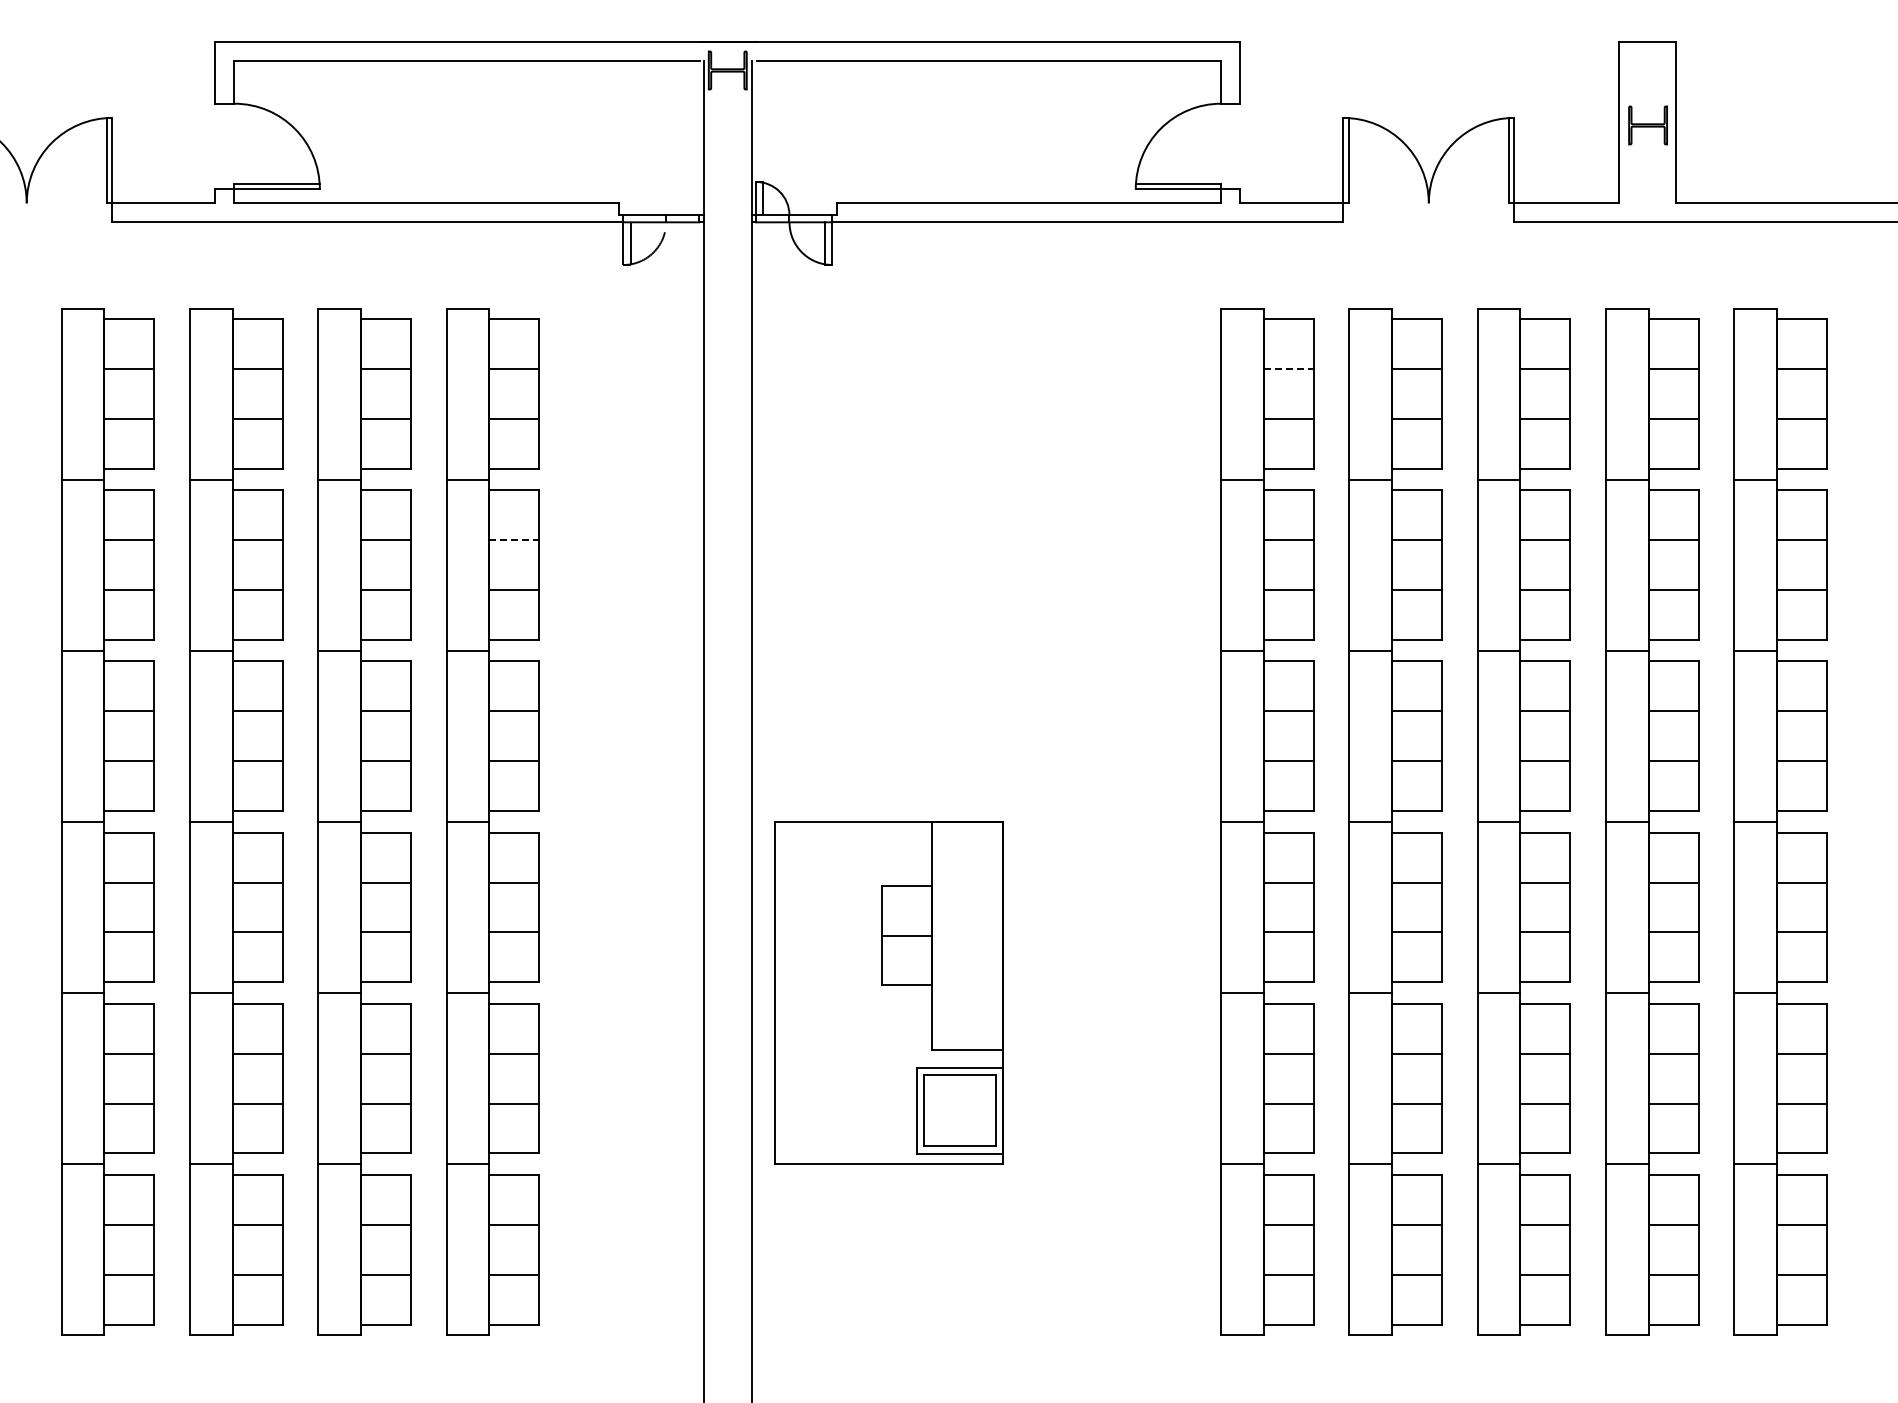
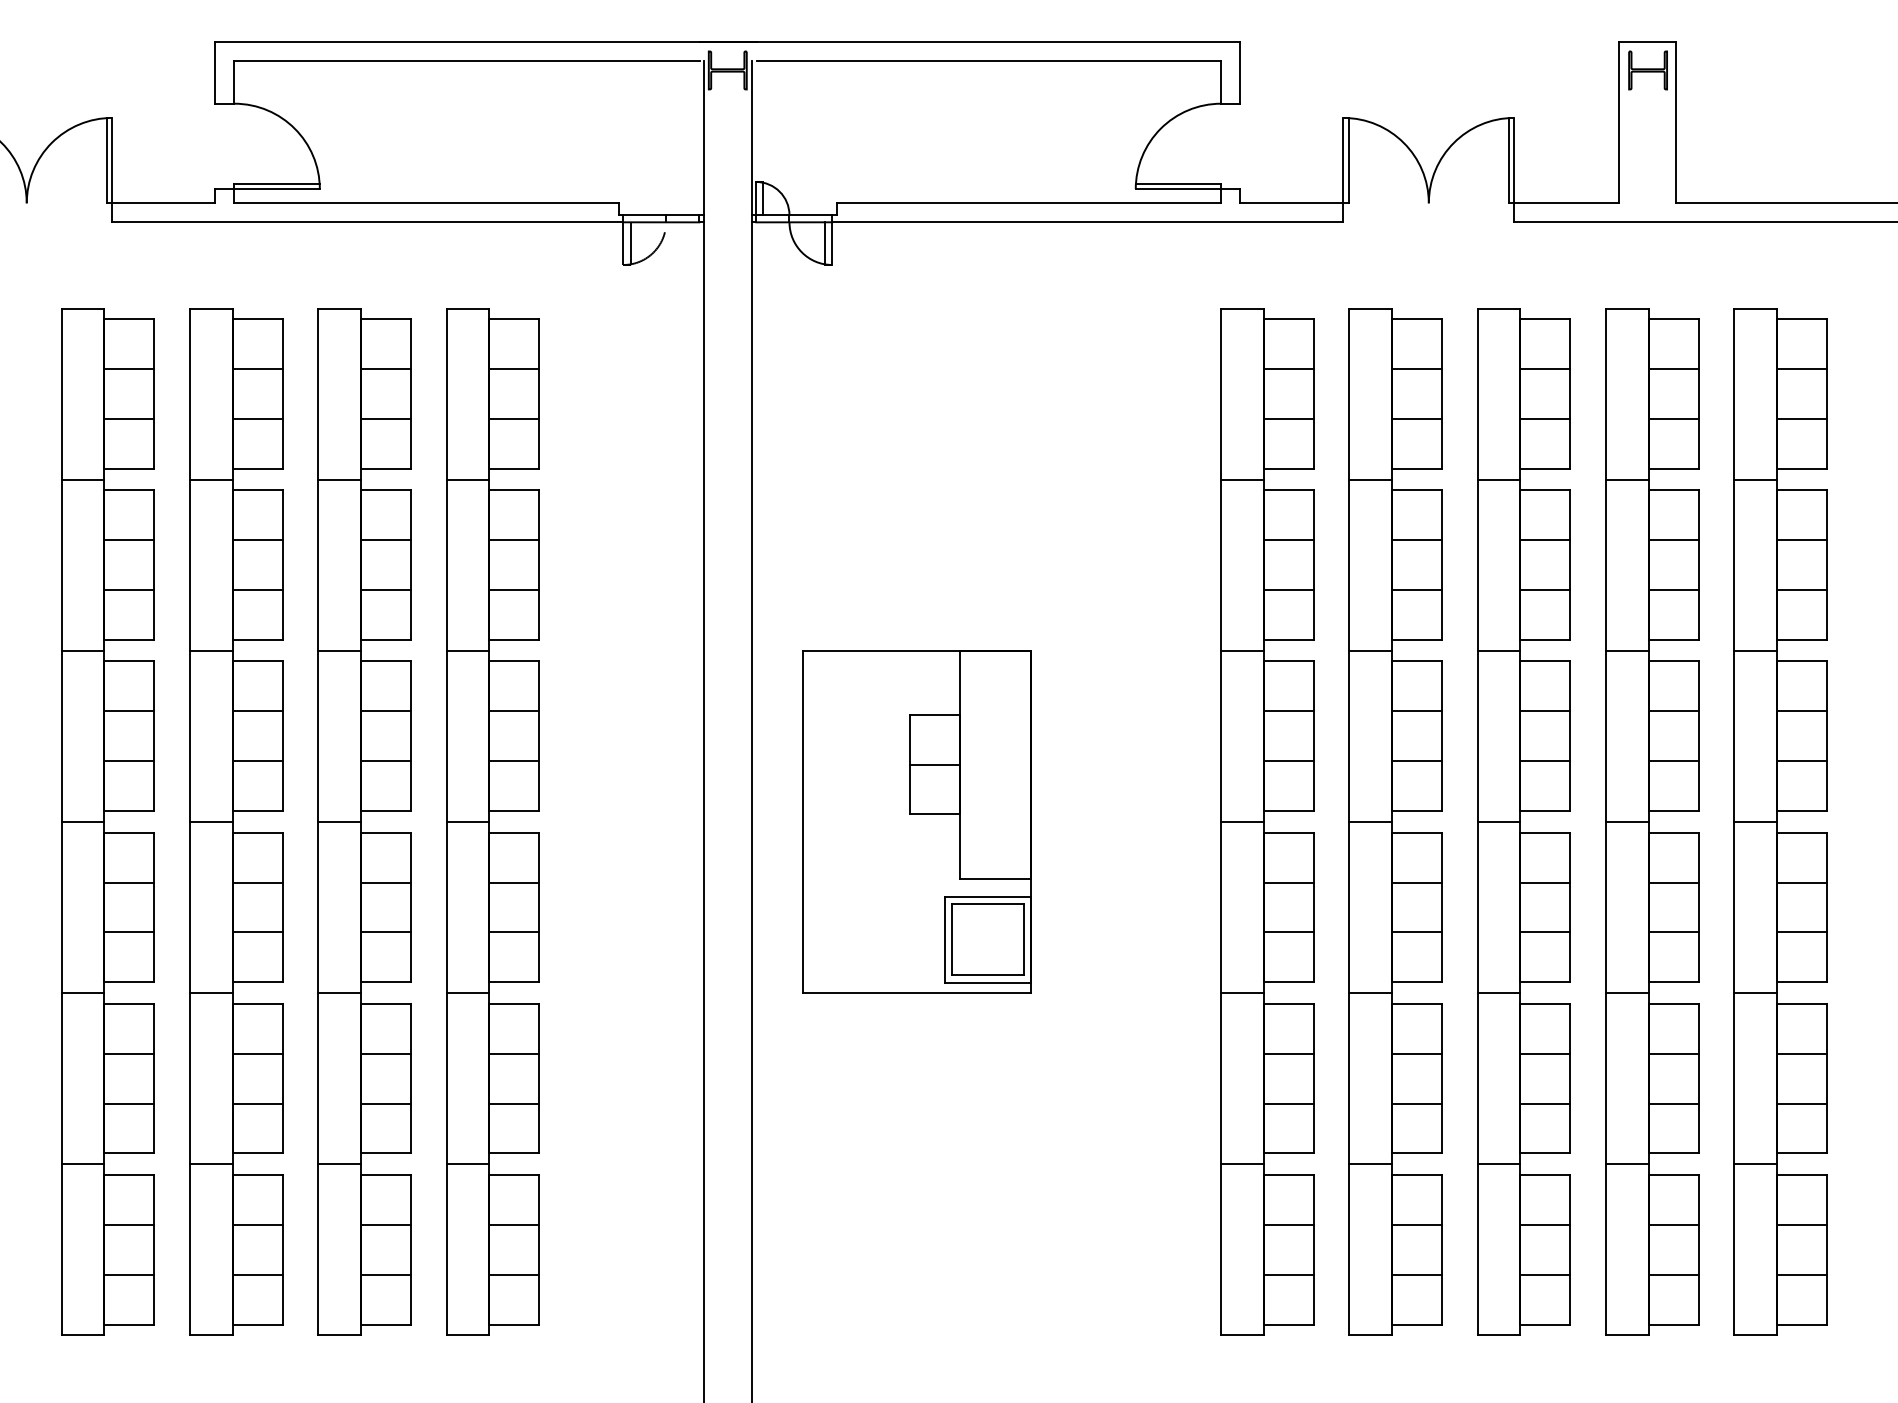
part position: (1647, 125) -> (1647, 70) (1647, 70)
line: dashed -> solid (1288, 369)
line: dashed -> solid (514, 540)
part position: (888, 992) -> (916, 821) (916, 821)
